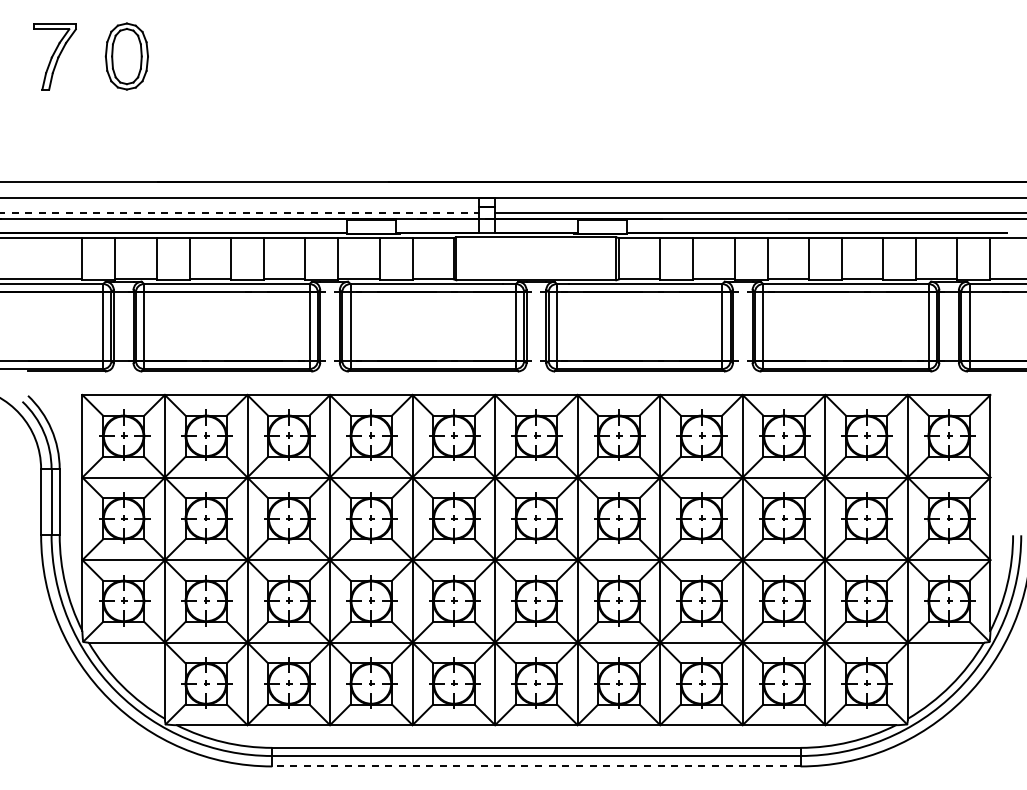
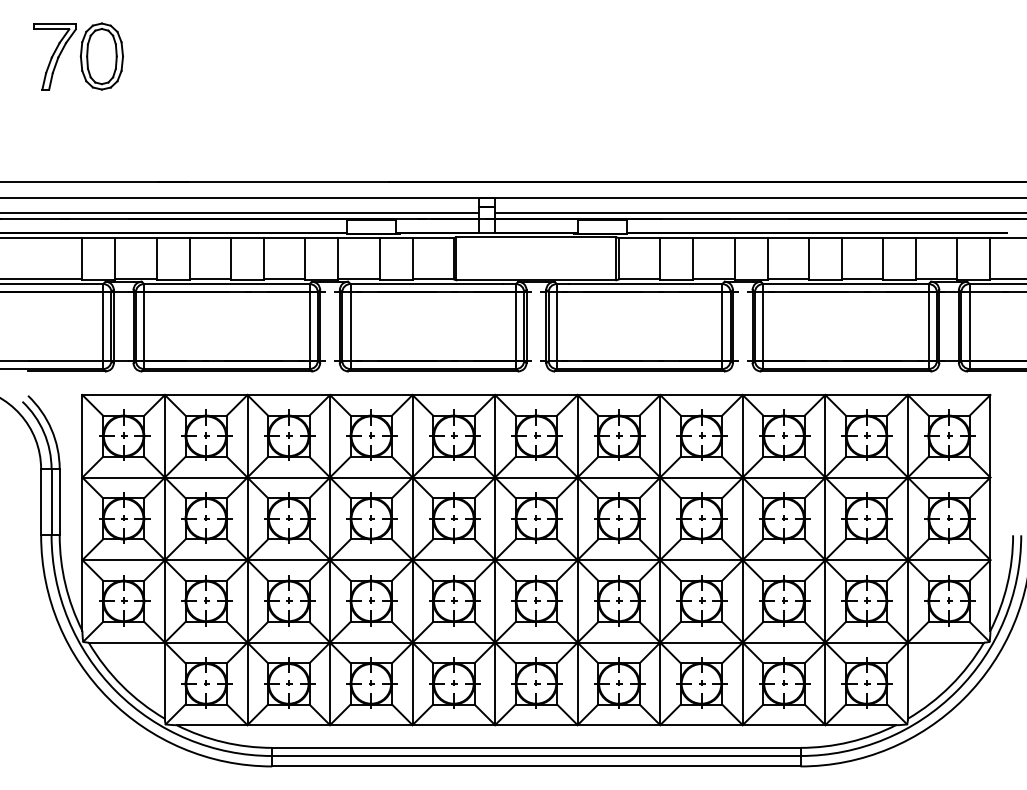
part position: (126, 56) -> (101, 56) (101, 56)
line: dashed -> solid (239, 212)
line: dashed -> solid (535, 766)
